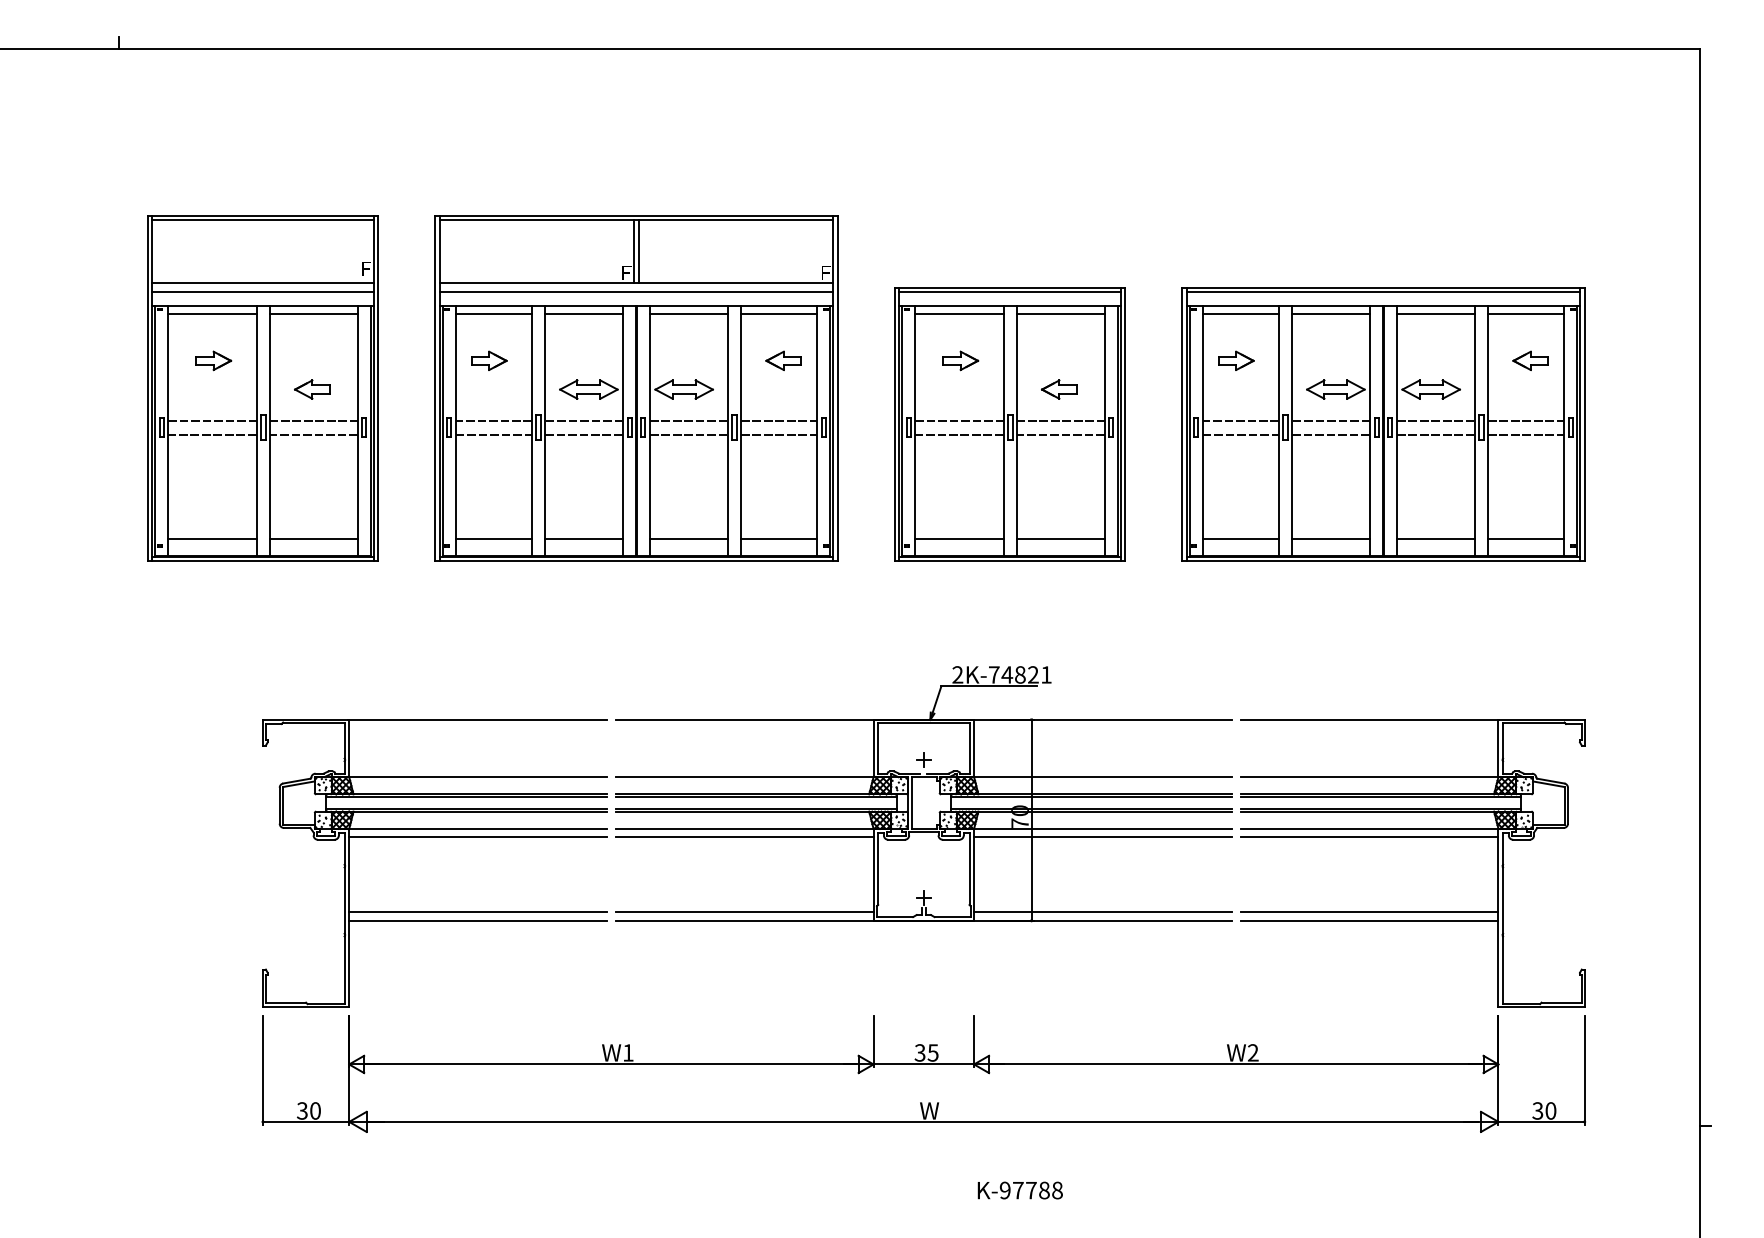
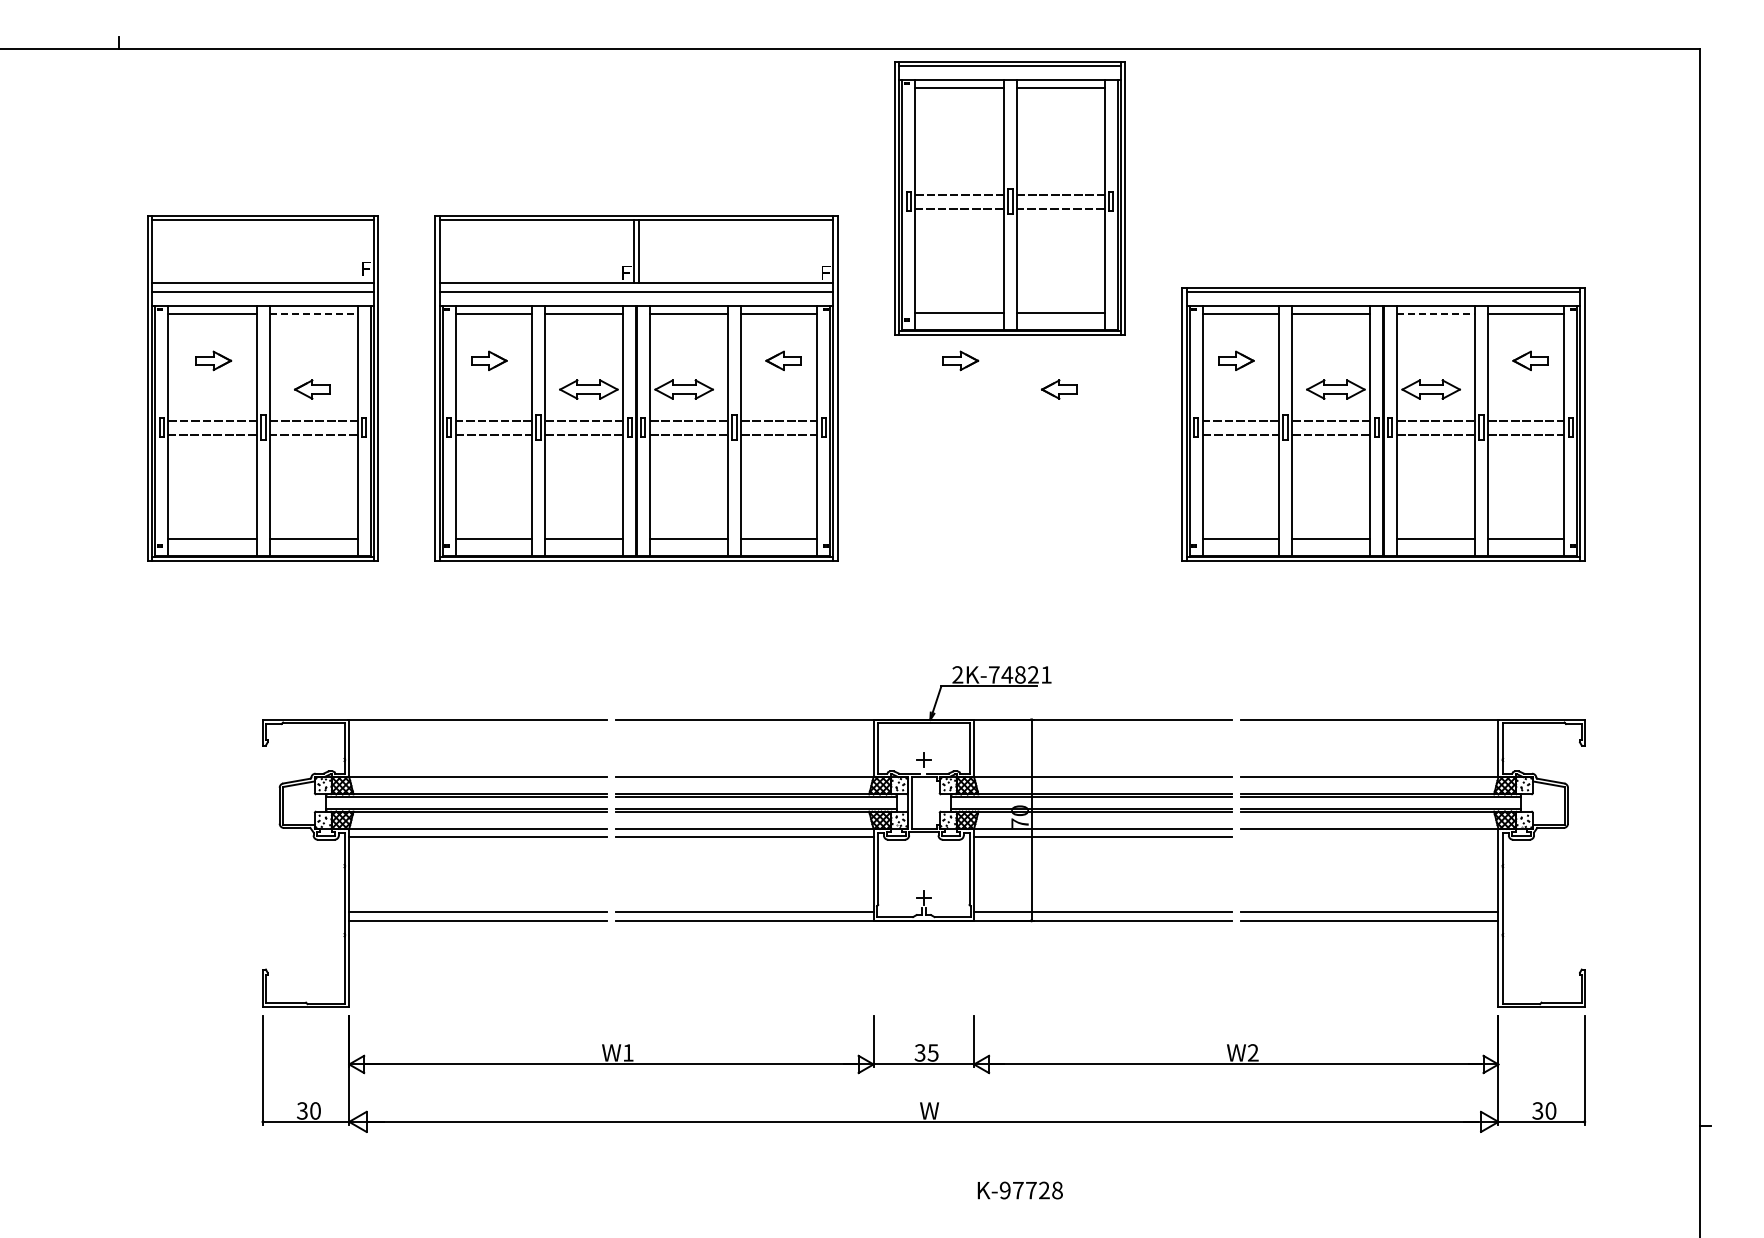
line: solid -> dashed (314, 313)
line: solid -> dashed (1436, 313)
part position: (1009, 424) -> (1009, 198) (1009, 198)
line: present -> none (1369, 837)
text: K-97788 -> K-97728 (1044, 1190)
